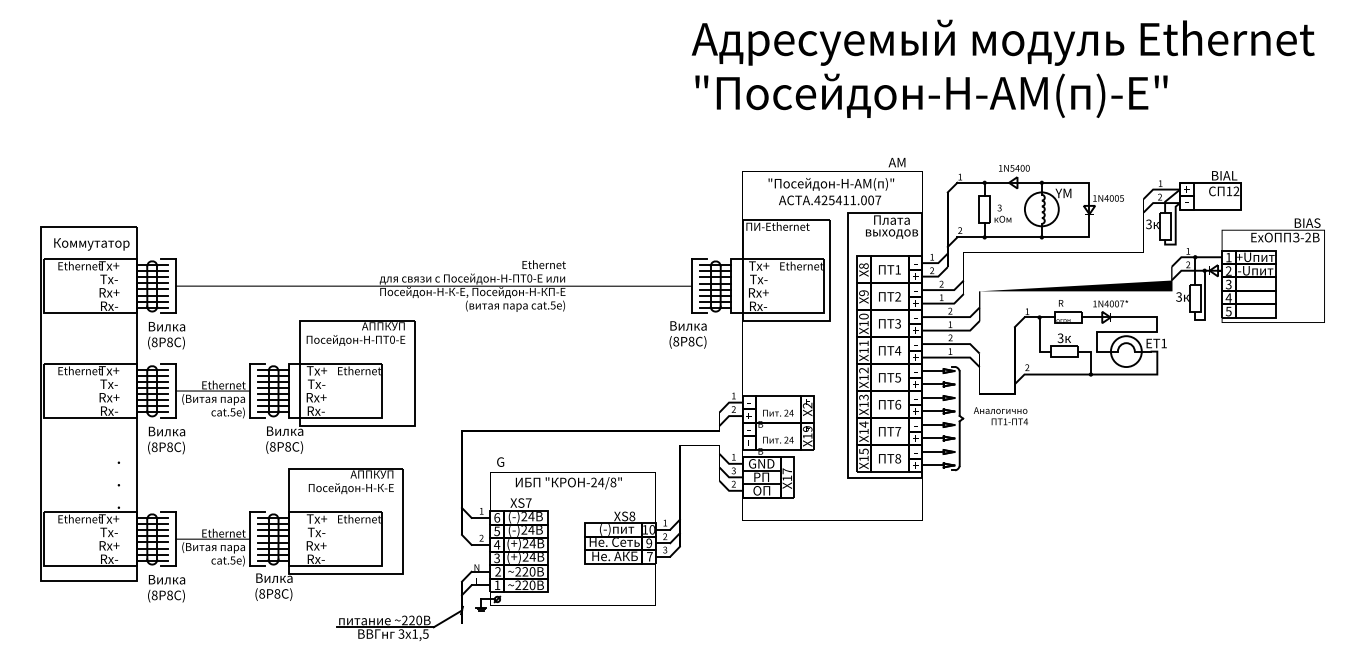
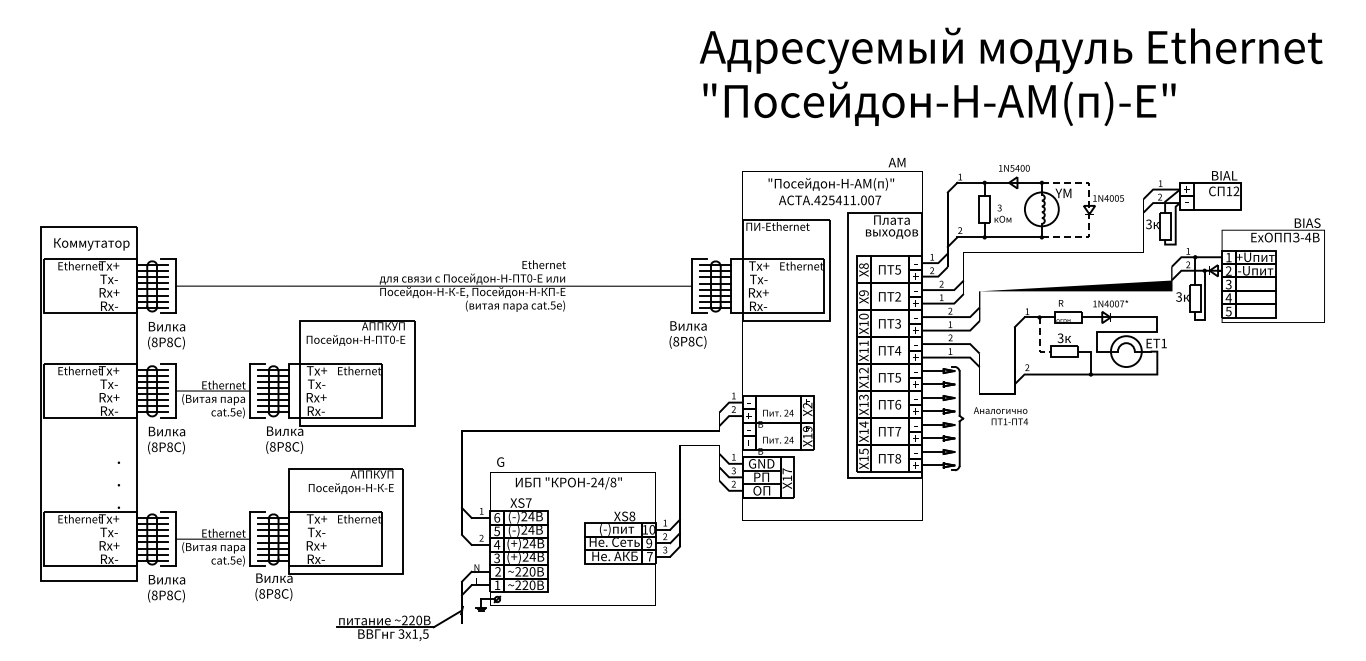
text position: (1002, 68) -> (1010, 76) (1010, 76)
line: solid -> dashed (1089, 210)
text: -2 -> -4 (1308, 237)
text: 1 -> 5 (897, 269)
line: solid -> dashed (1039, 340)
